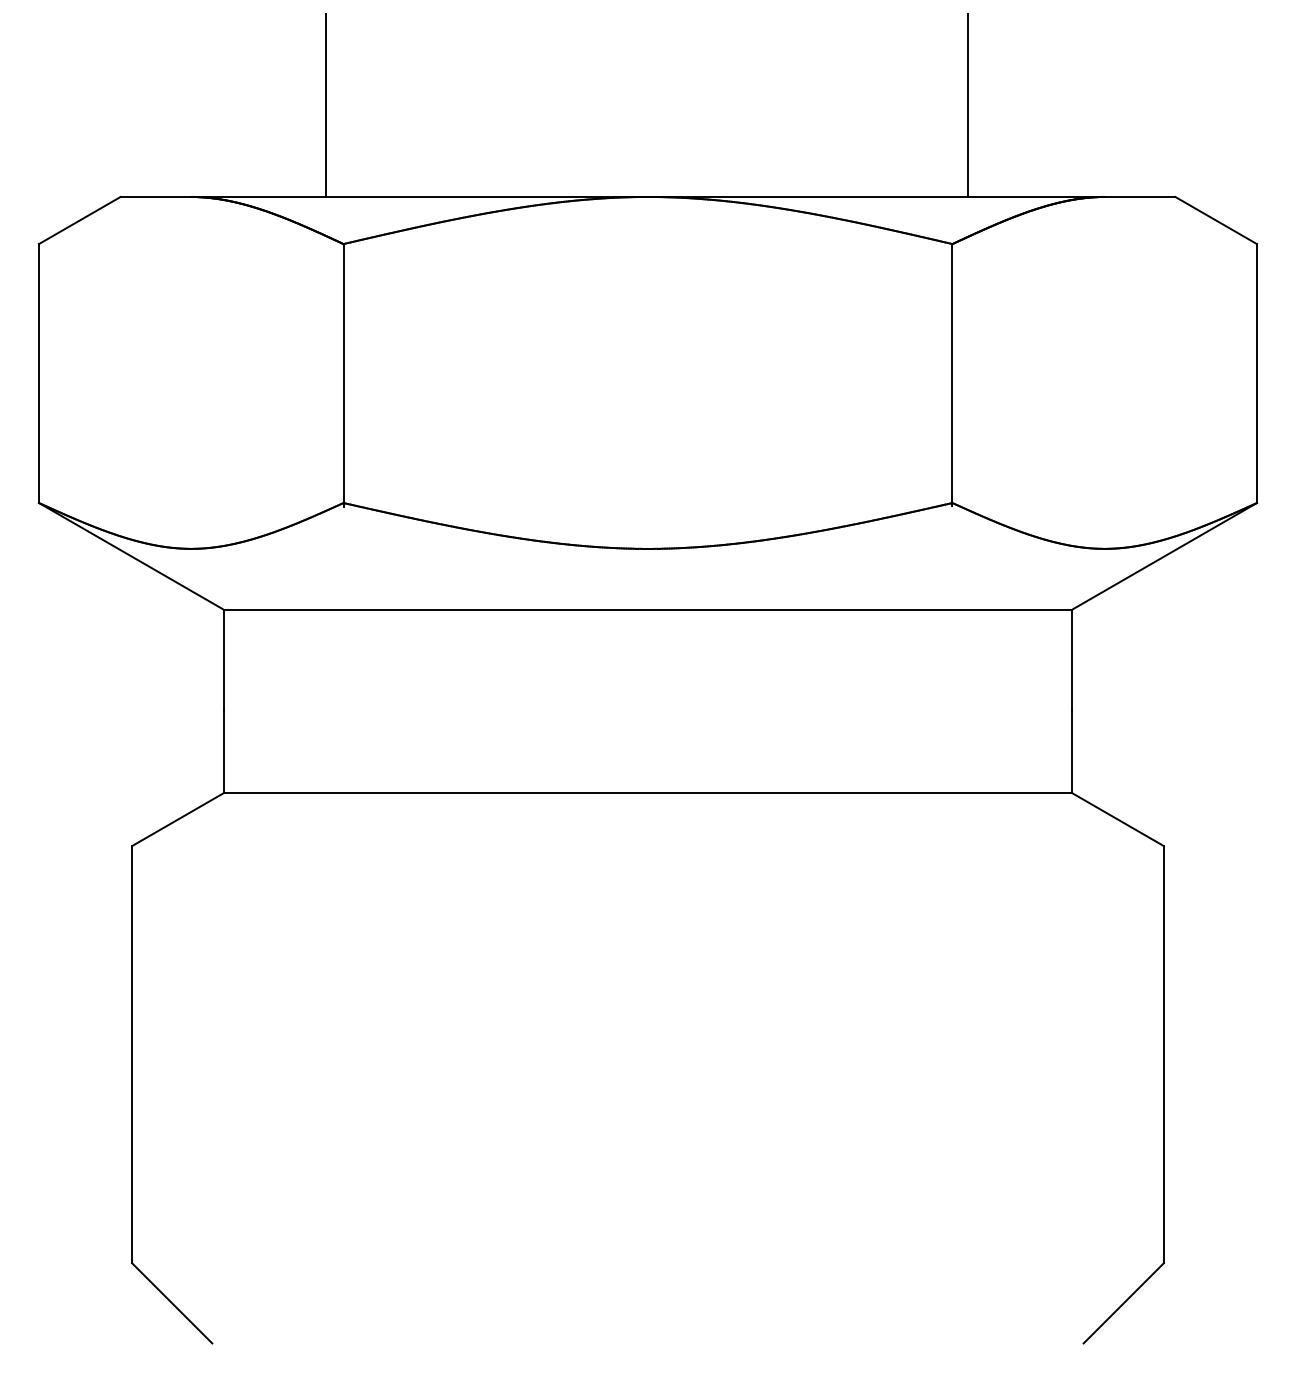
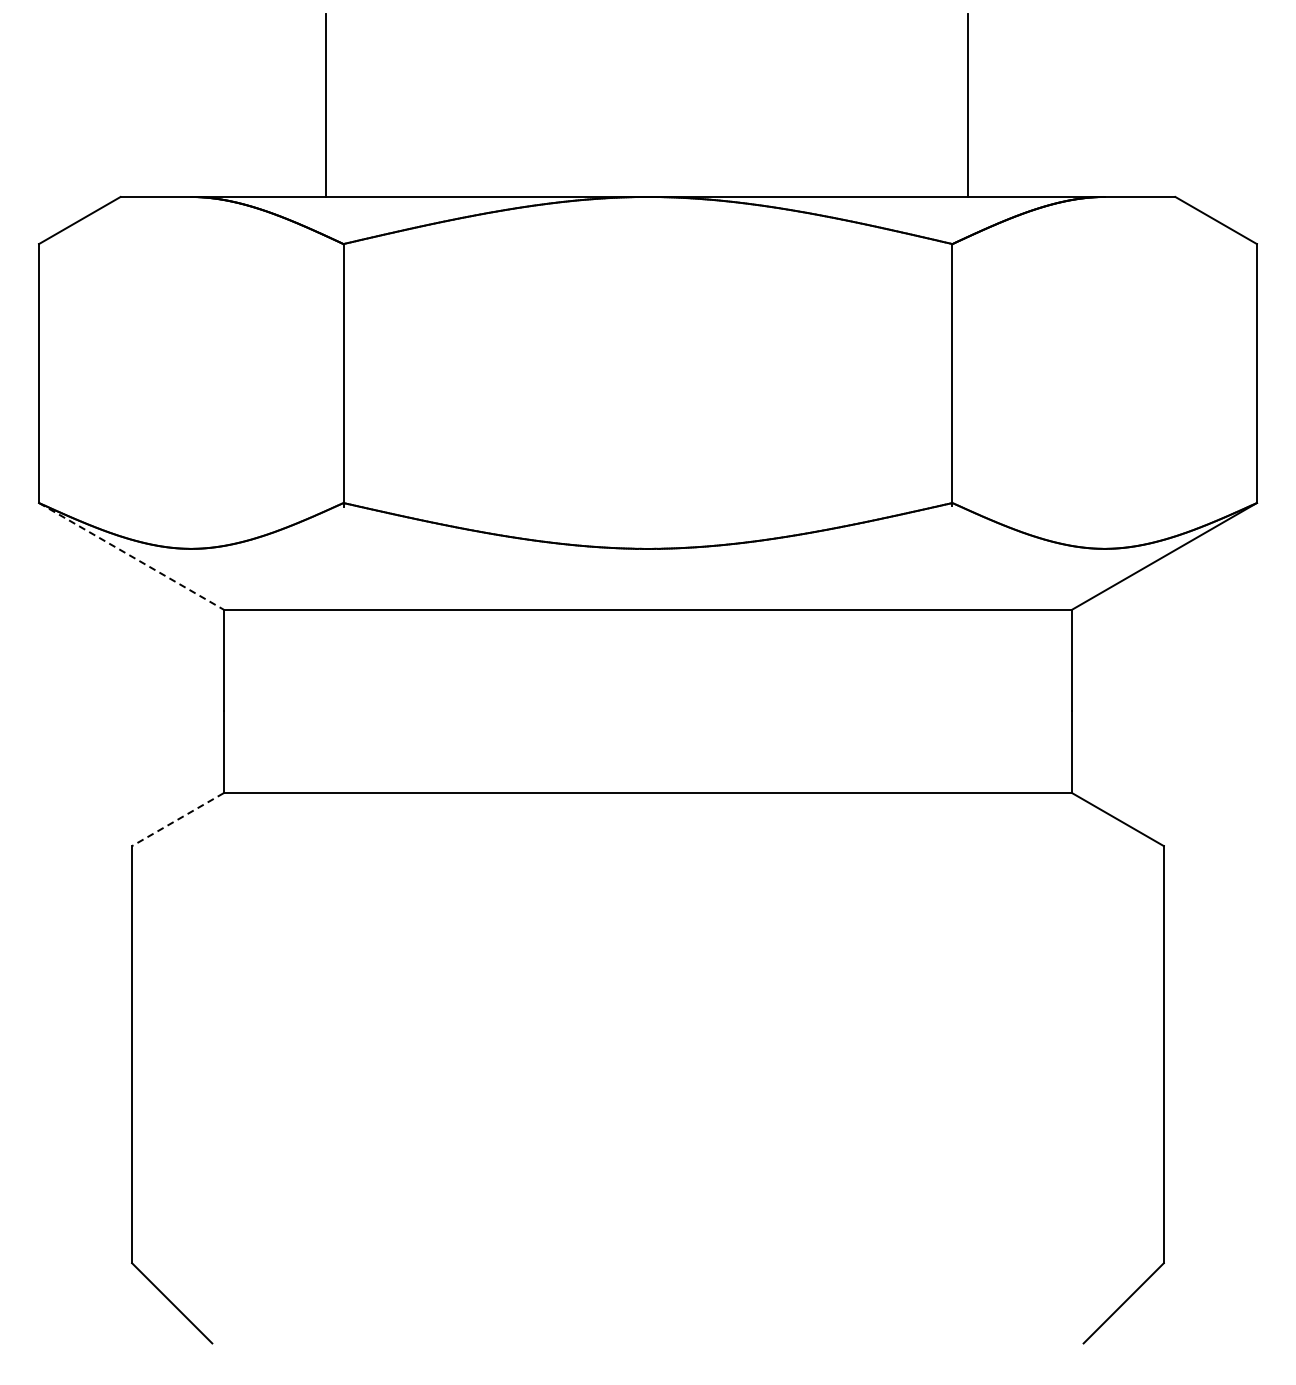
line: solid -> dashed (131, 556)
line: solid -> dashed (177, 819)
